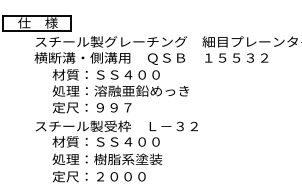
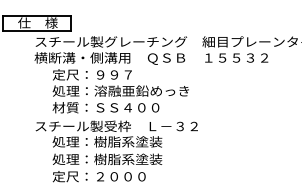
text: 材質：ＳＳ４００ -> 定尺：９９７ (105, 74)
text: 定尺：９９７ -> 材質：ＳＳ４００ (105, 107)
text: 材質：ＳＳ４００ -> 処理：樹脂系塗装 (107, 141)
